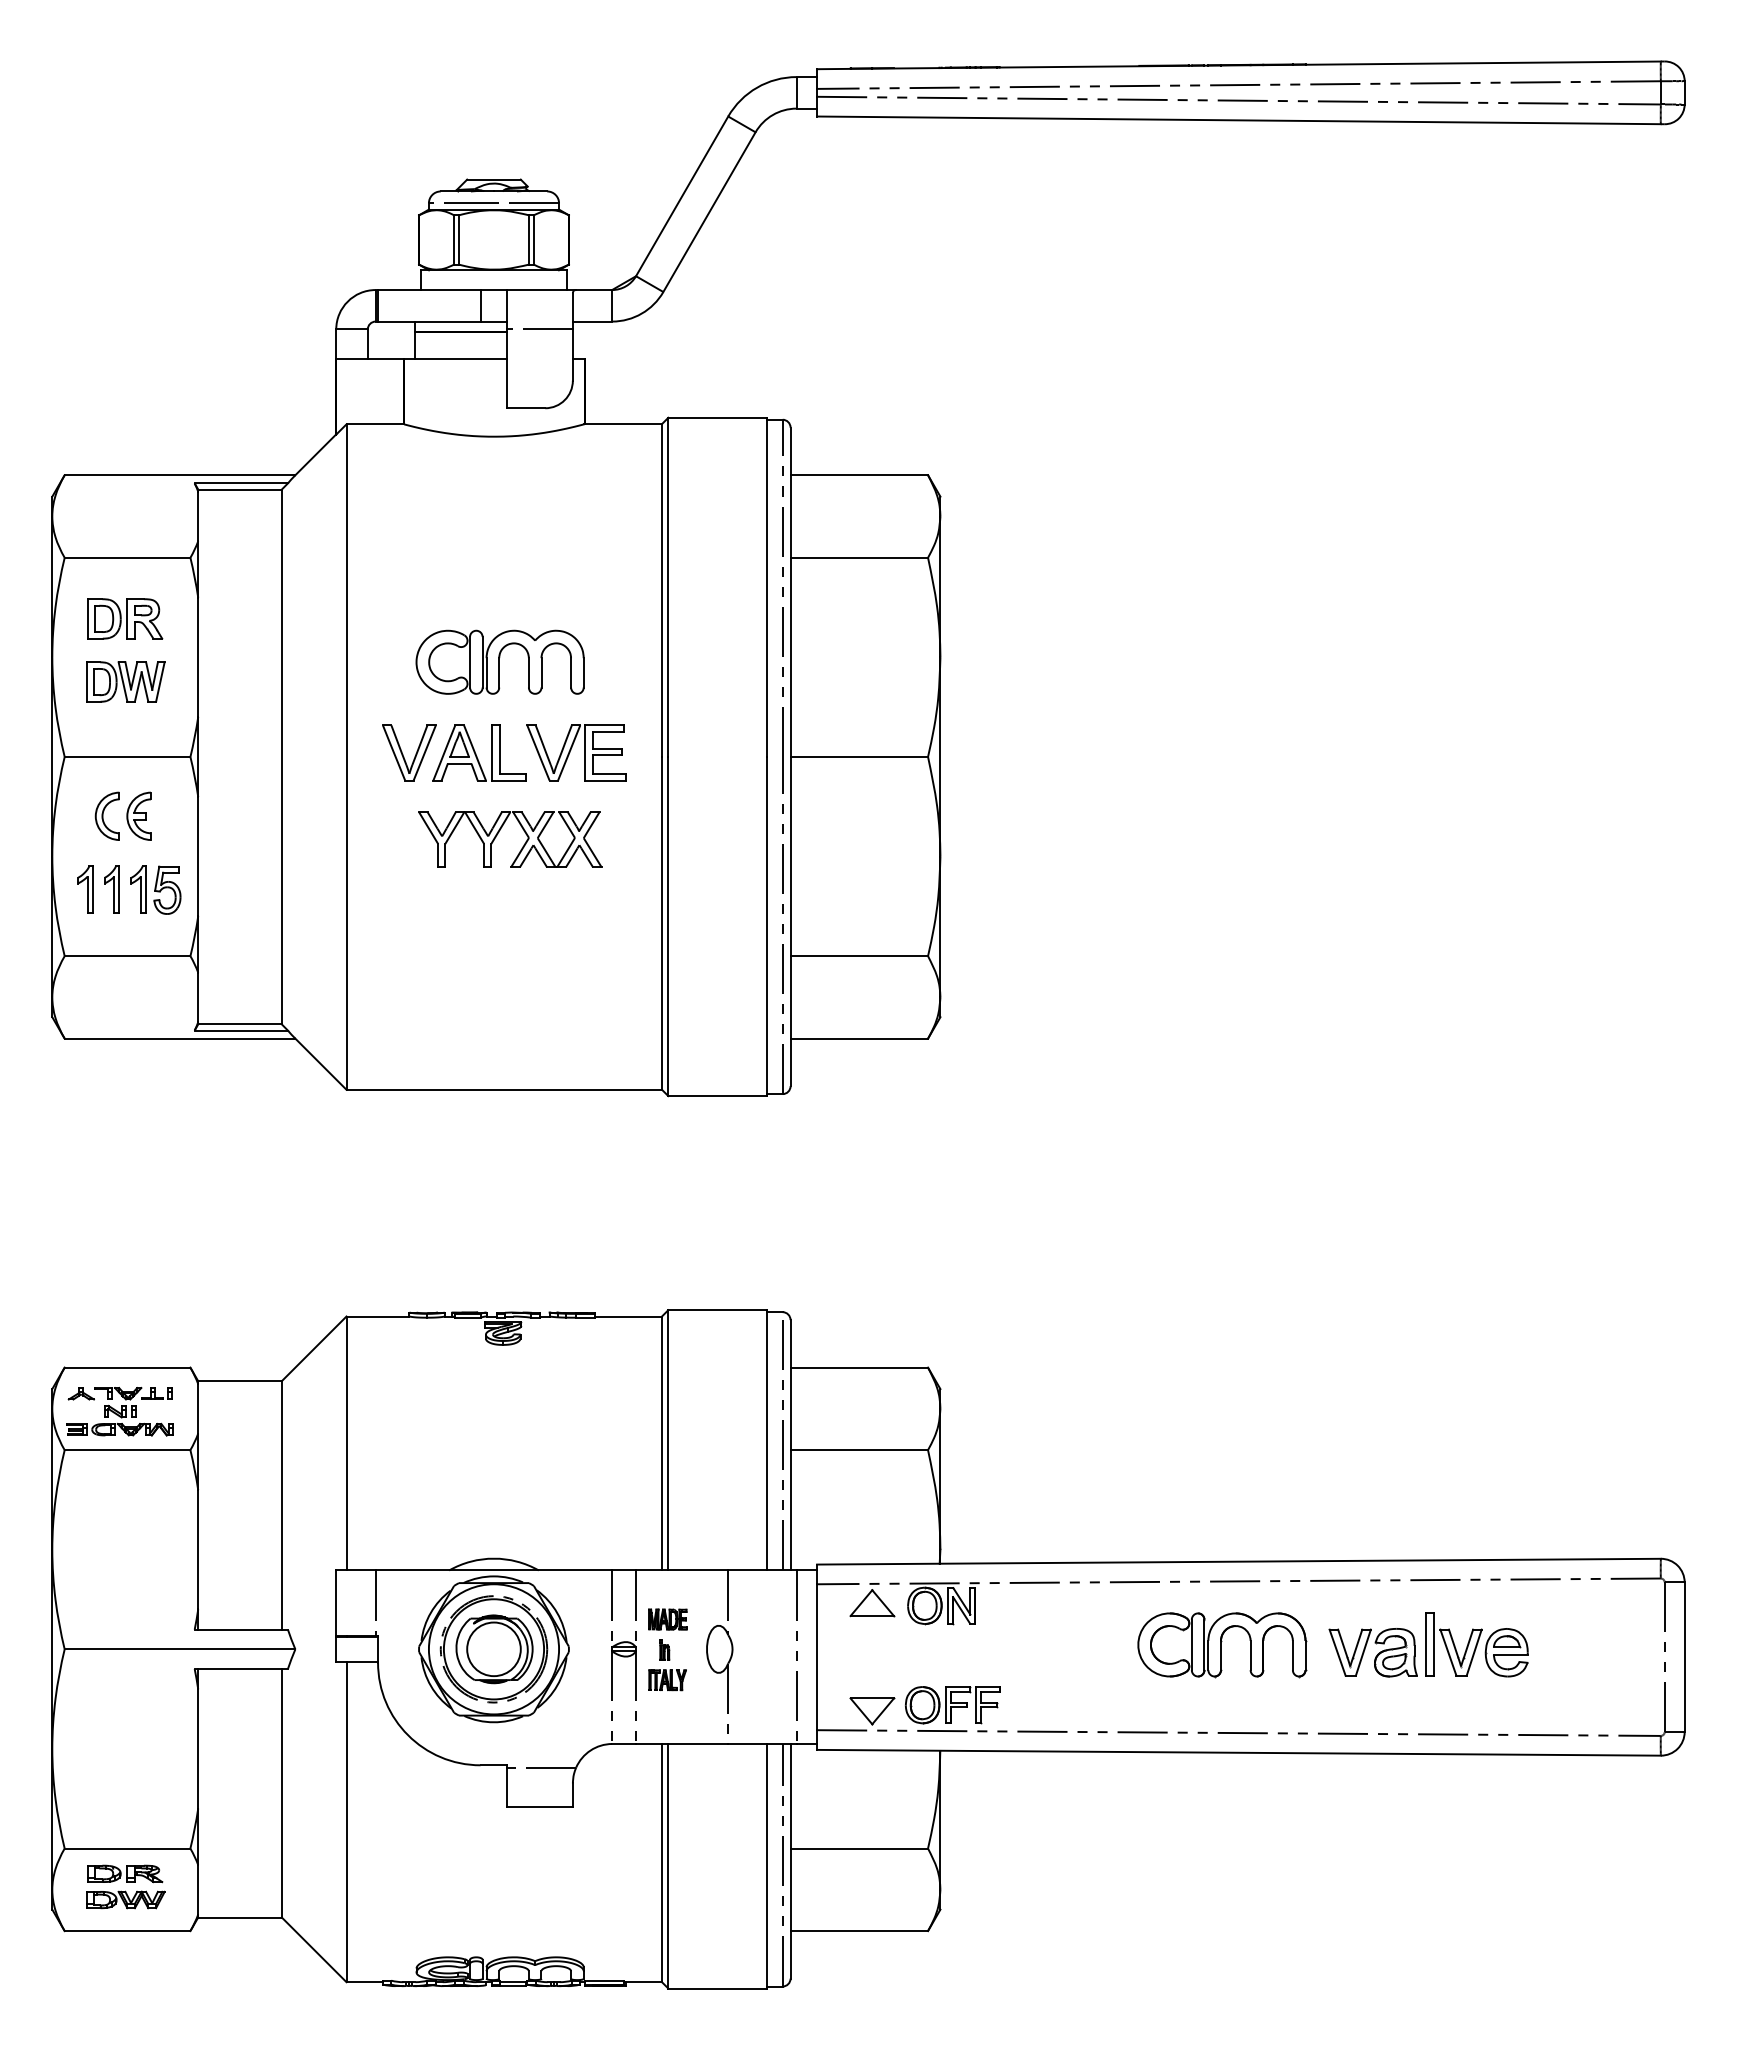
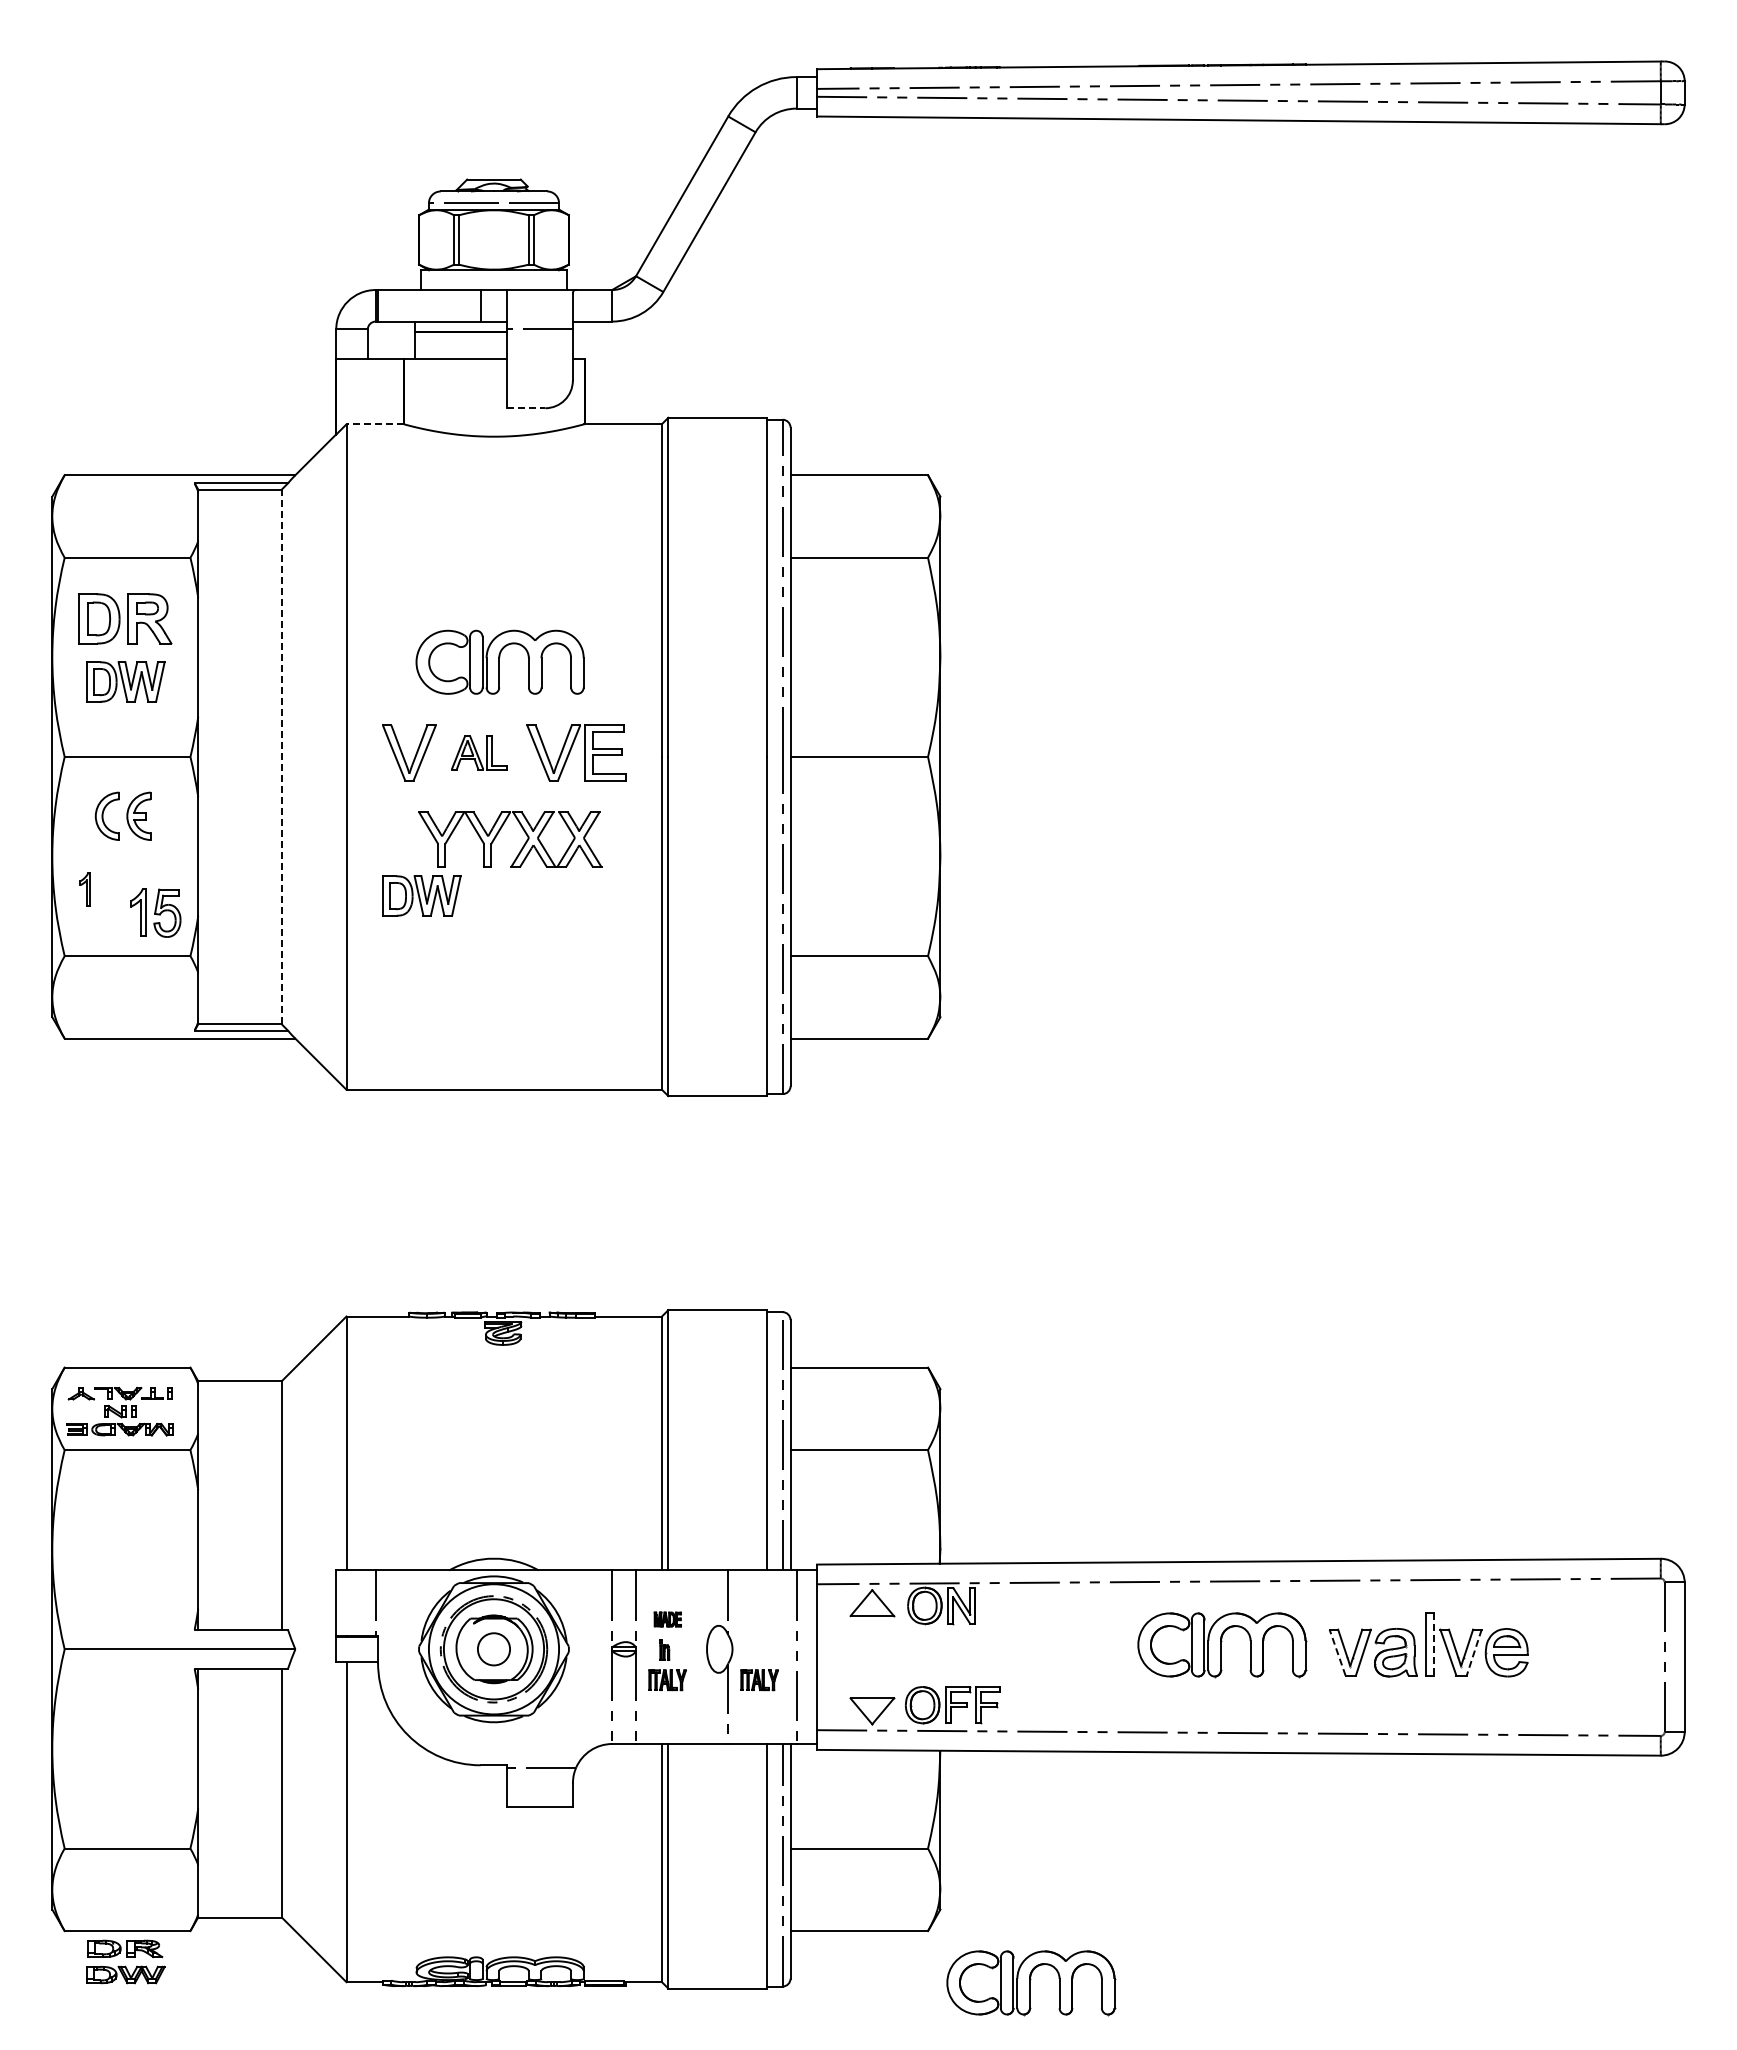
line: solid -> dashed (526, 408)
line: solid -> dashed (375, 424)
part size: 77x42 px -> 95x52 px (125, 618)
part size: 95x58 px -> 57x36 px (479, 752)
line: solid -> dashed (281, 756)
part size: 17x49 px -> 12x35 px (84, 889)
part: present -> none (111, 889)
part position: (155, 889) -> (155, 912) (155, 912)
part: none -> present (421, 895)
part size: 40x23 px -> 29x17 px (667, 1619)
line: solid -> dashed (1433, 1644)
circle diameter: 54 px -> 32 px (493, 1649)
line: solid -> dashed (1337, 1652)
line: solid -> dashed (1474, 1653)
part: none -> present (759, 1680)
part position: (125, 1886) -> (125, 1961) (125, 1961)
part: none -> present (1031, 1983)
